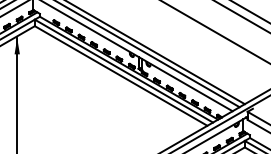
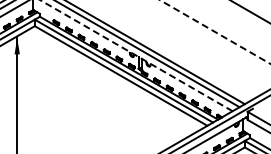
line: present -> none (241, 16)
line: solid -> dashed (215, 32)
line: solid -> dashed (136, 55)
